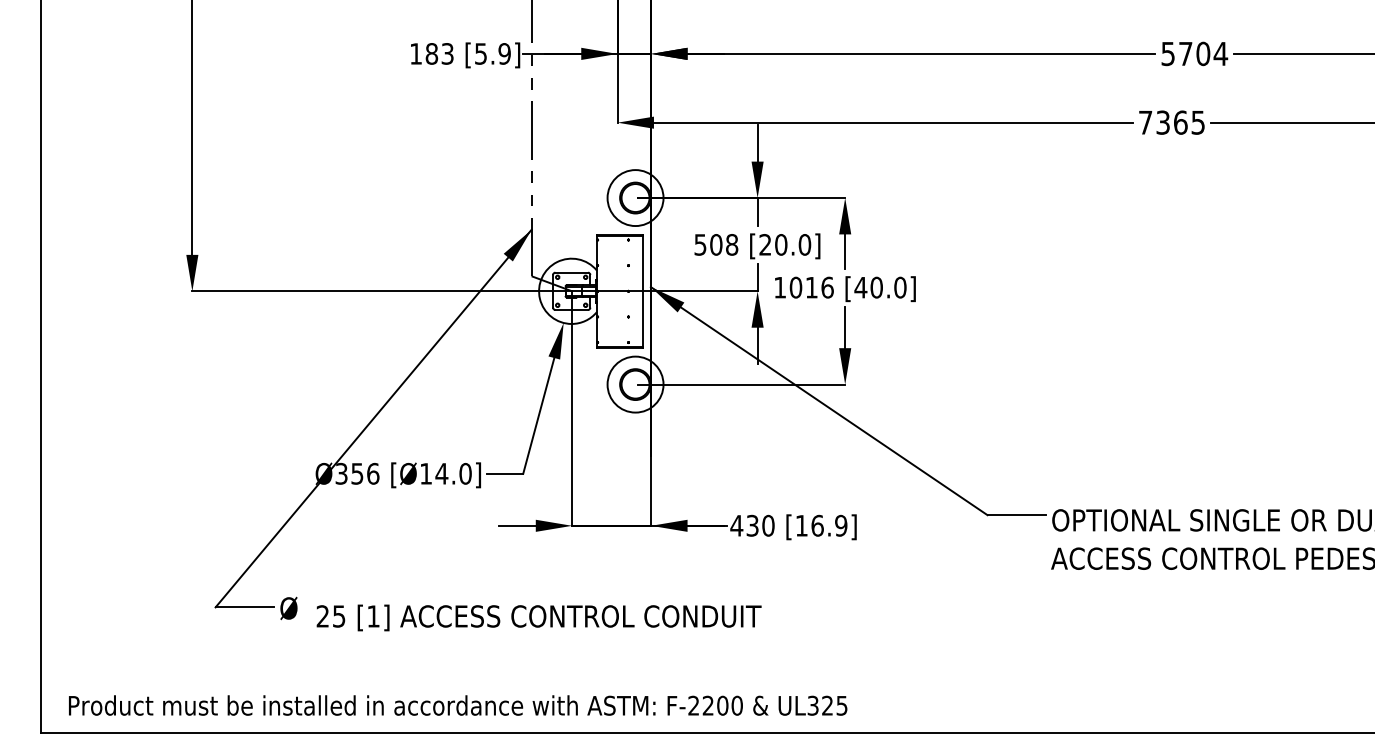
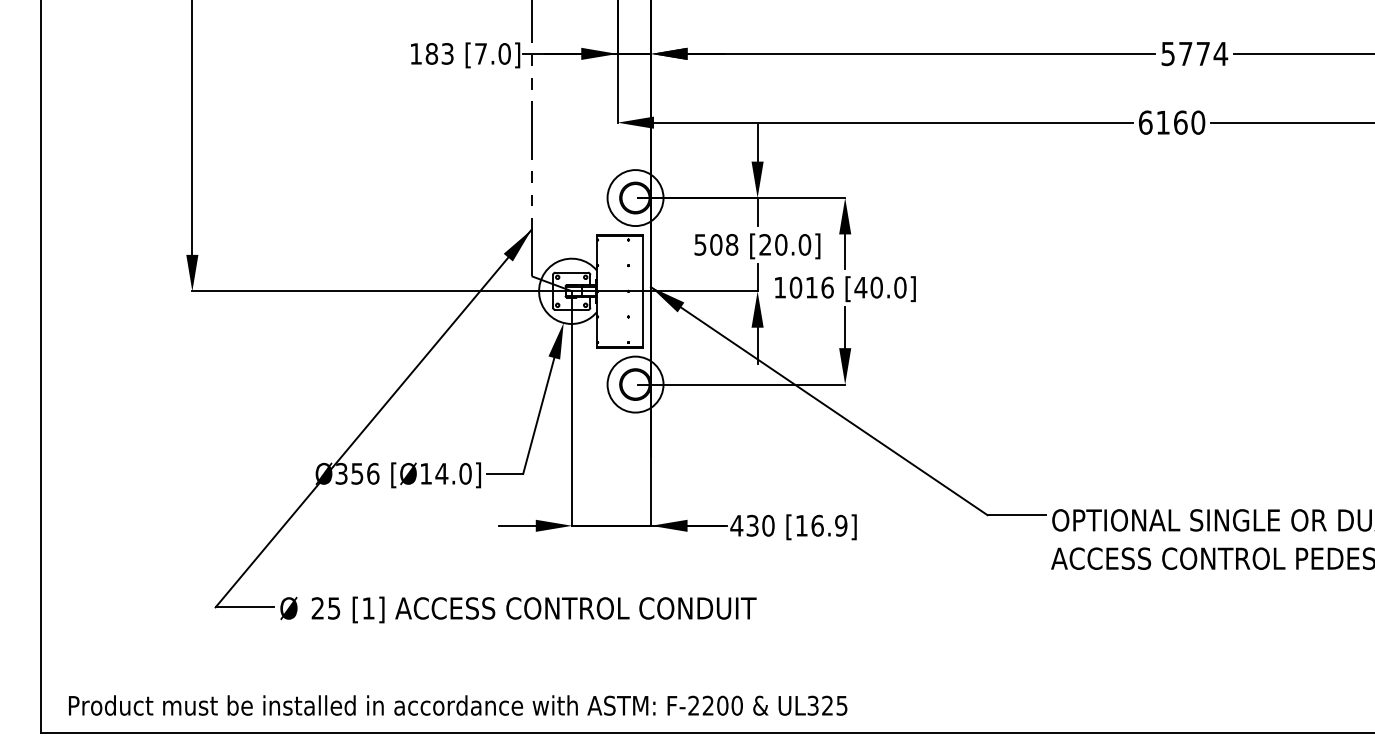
text: [5.9] -> [7.0] (492, 53)
text: 5704 -> 5774 (1203, 53)
text: 7365 -> 6160 (1171, 122)
text position: (538, 617) -> (533, 609) (533, 609)
